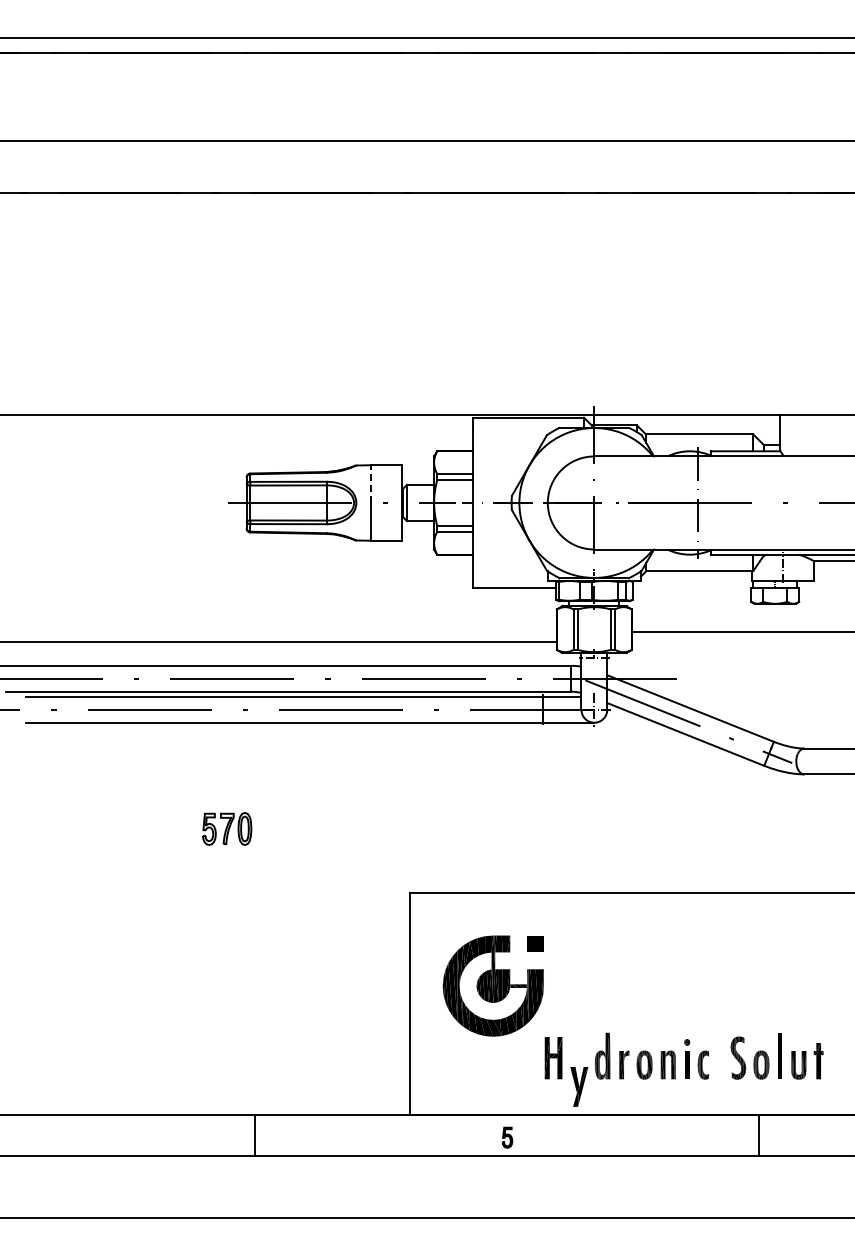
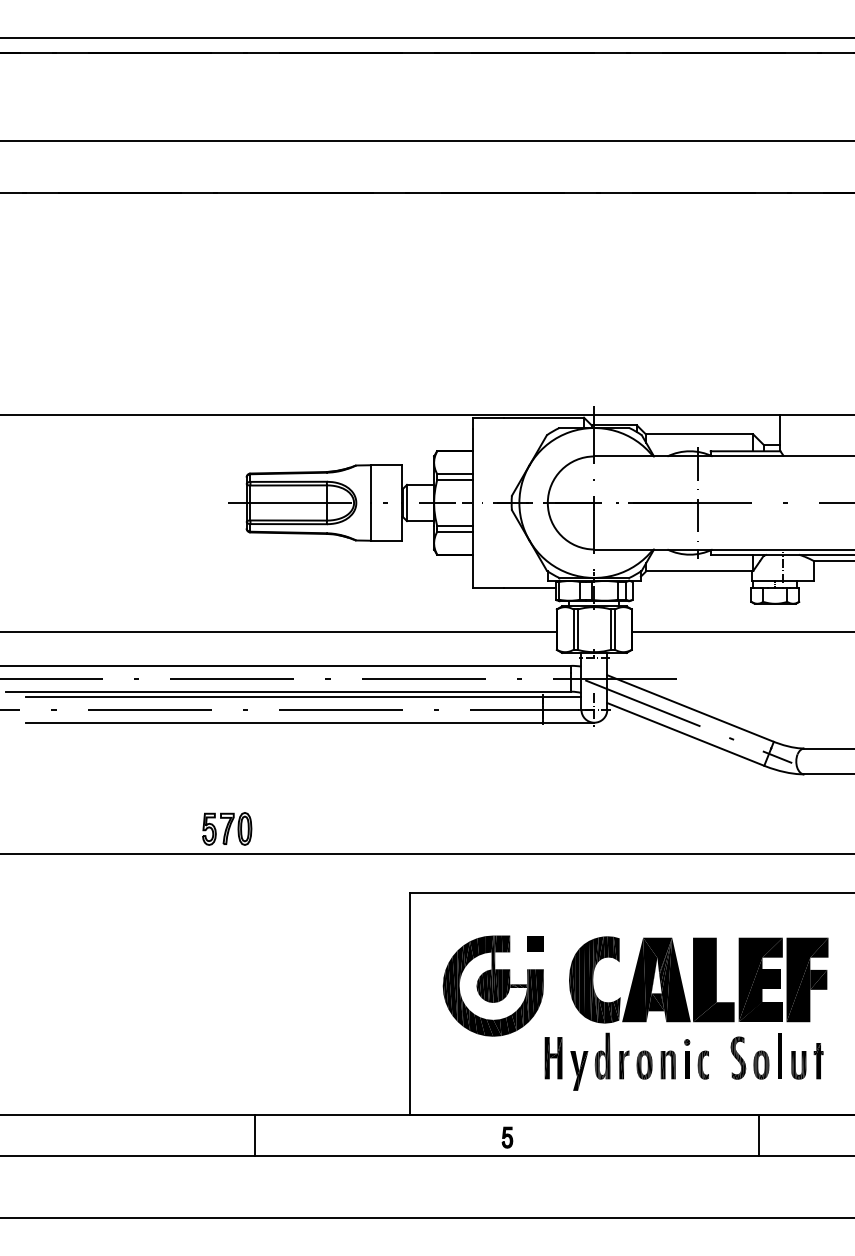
line: dashed -> solid (370, 484)
line position: (279, 642) -> (279, 632) (279, 632)
line: none -> present (426, 854)
part: none -> present (698, 979)
part position: (579, 1086) -> (579, 1070) (579, 1070)
